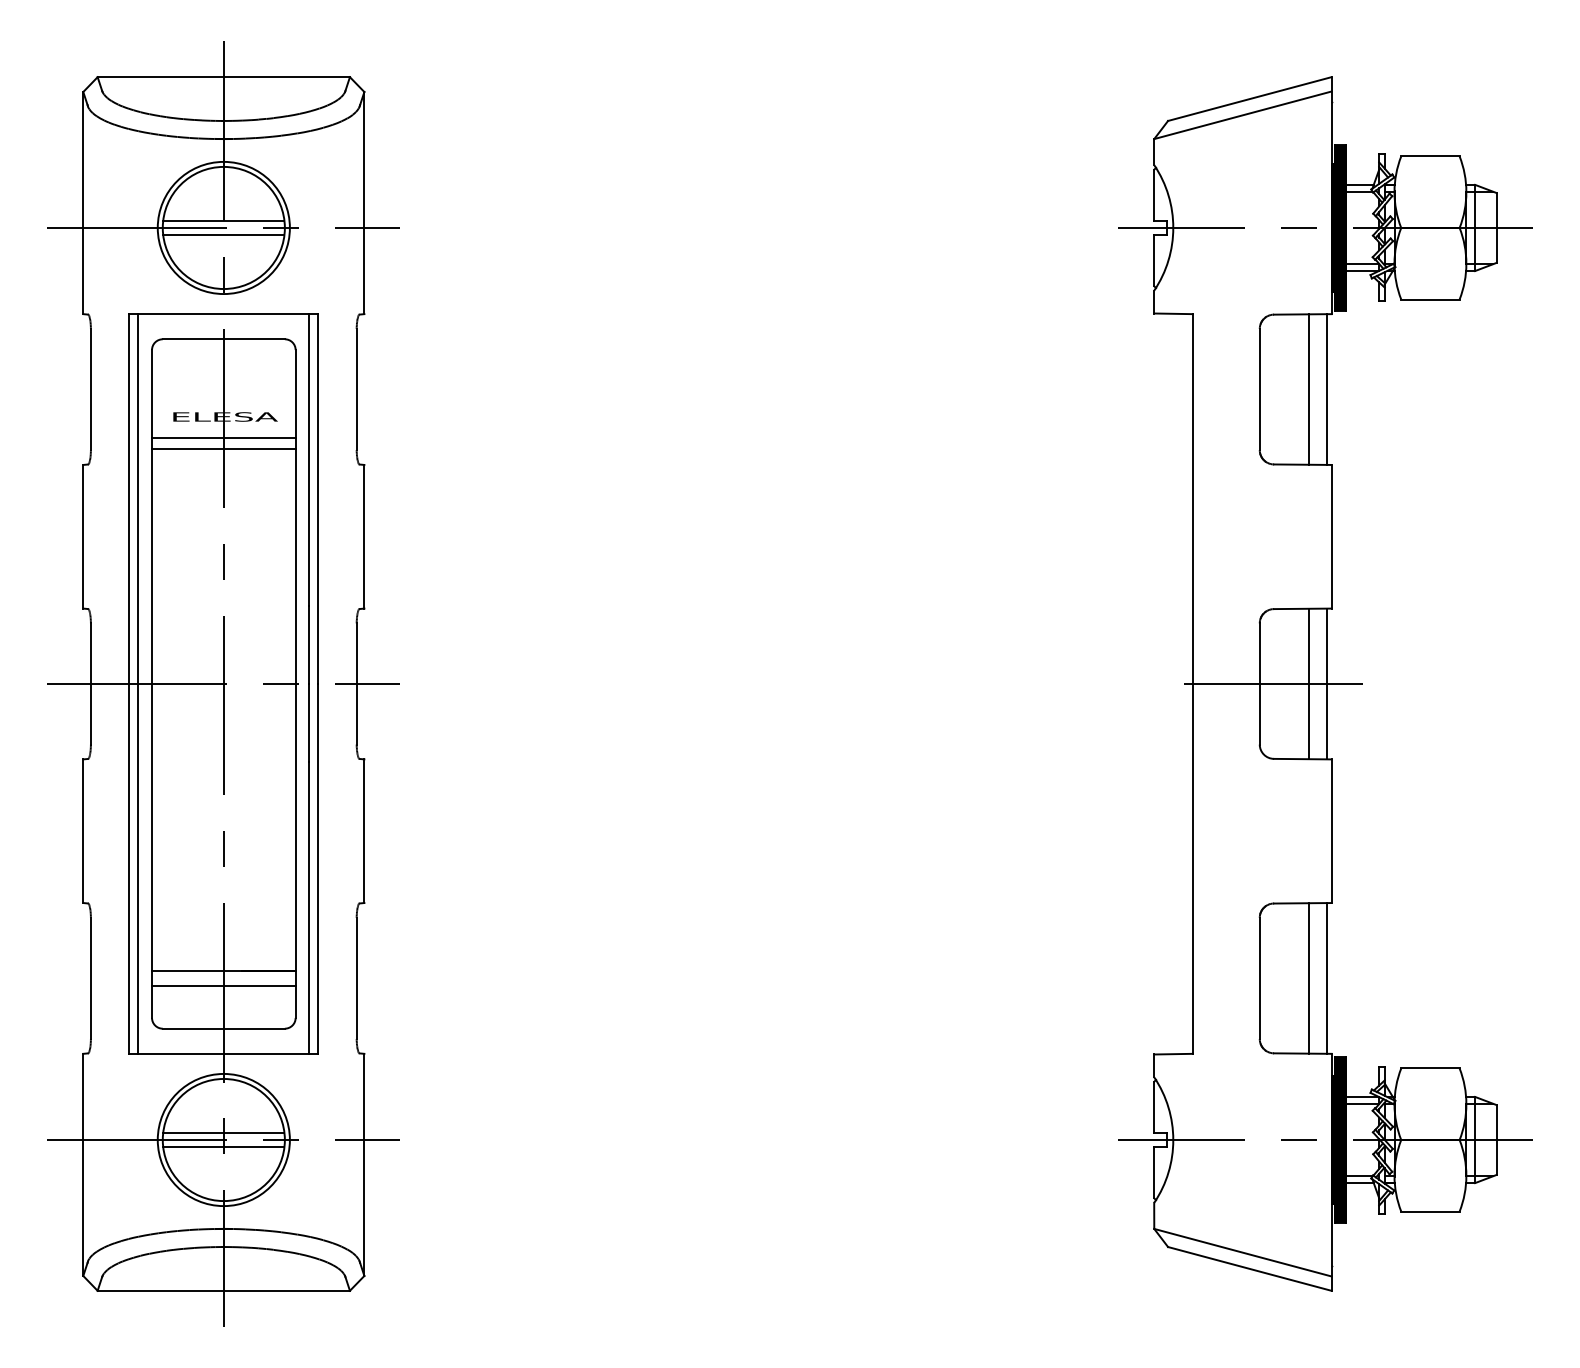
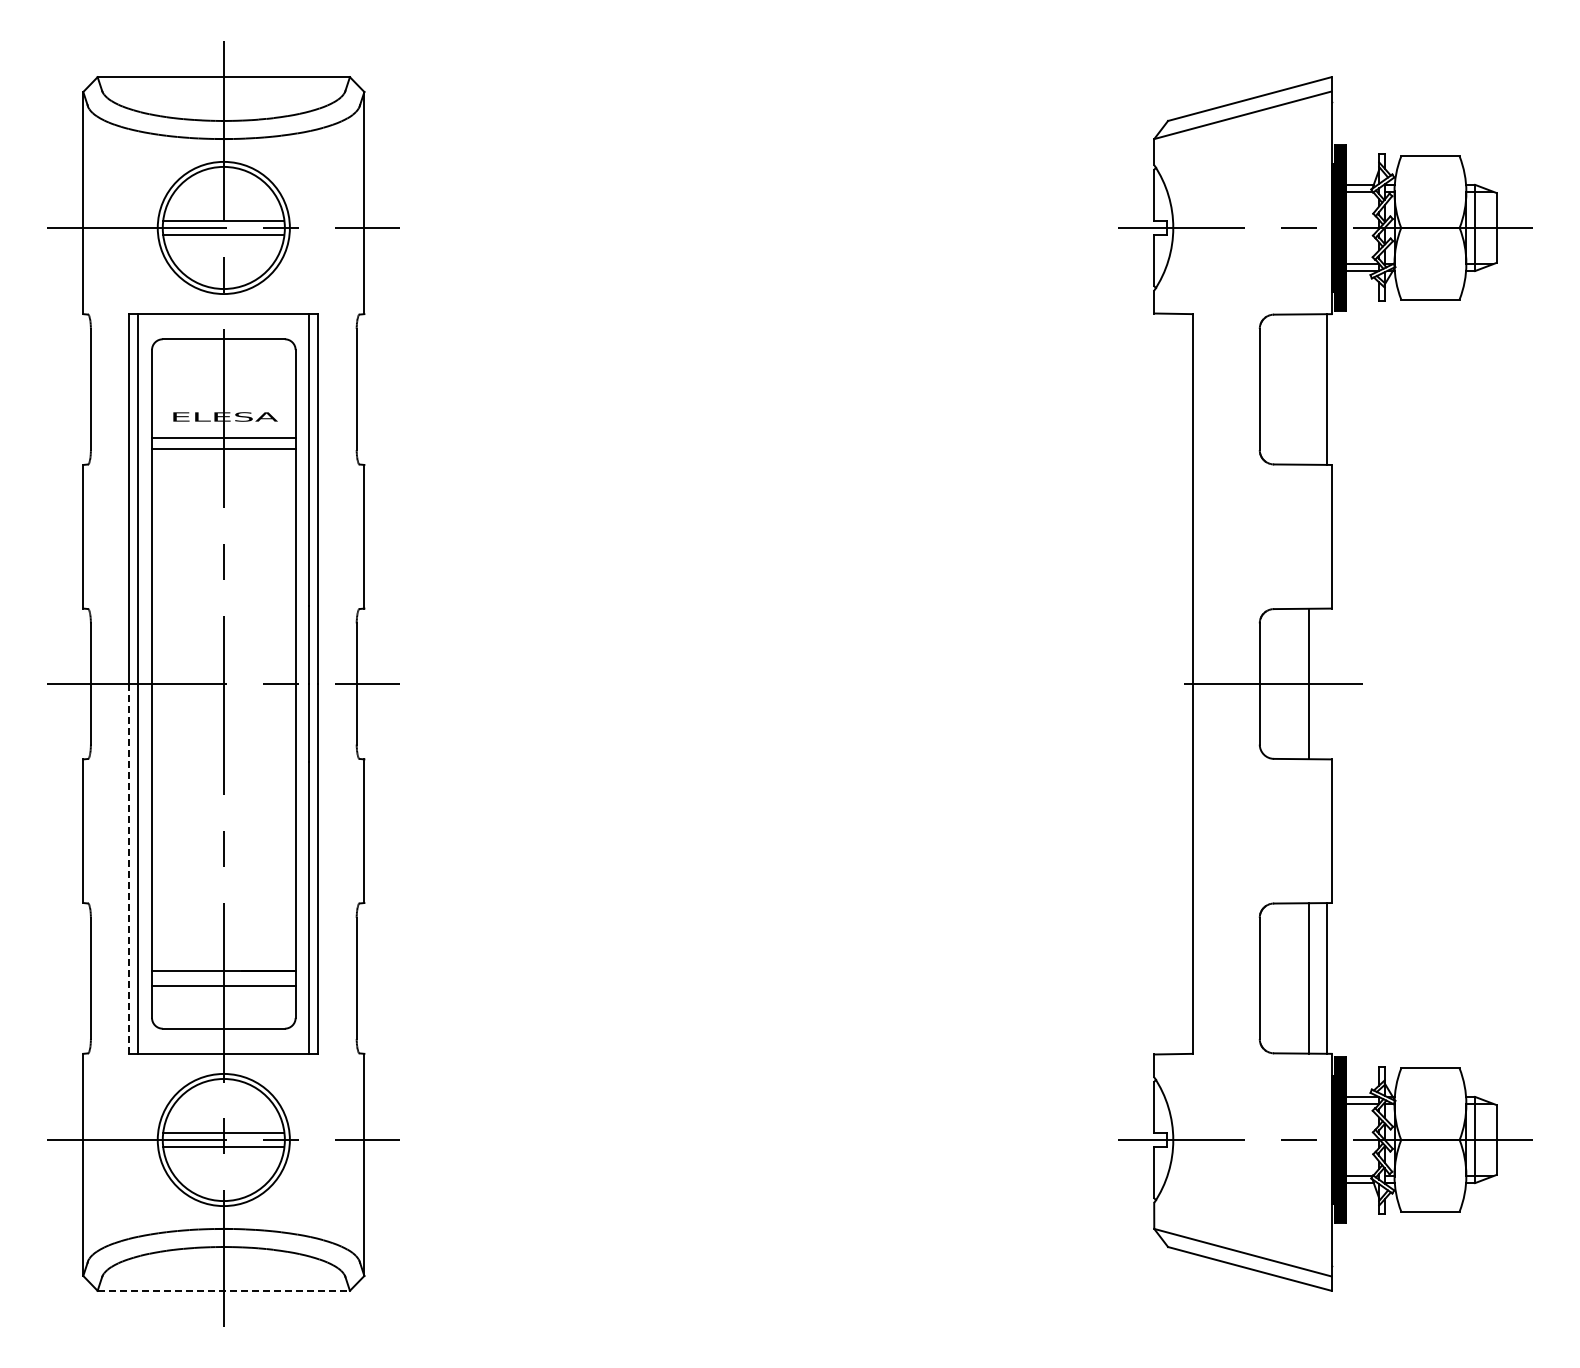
line: present -> none (1309, 389)
line: present -> none (1327, 683)
line: solid -> dashed (129, 868)
line: solid -> dashed (224, 1290)
